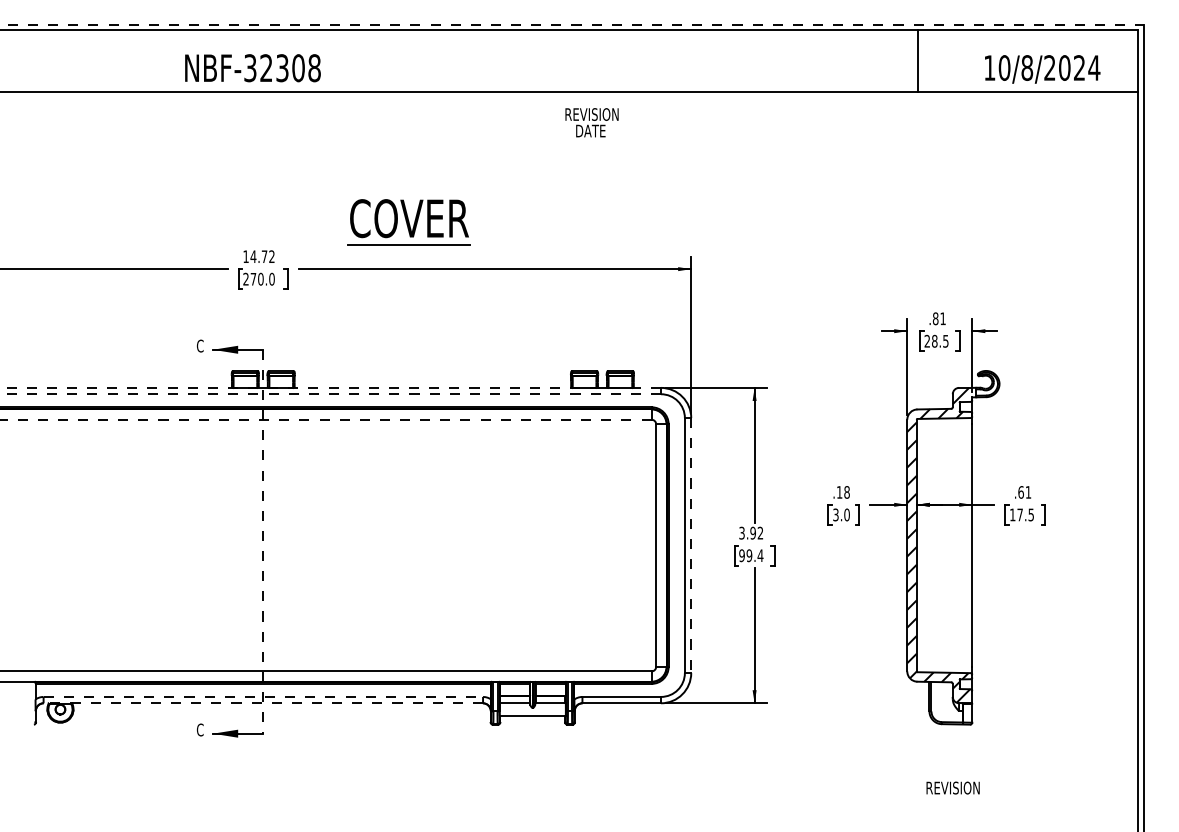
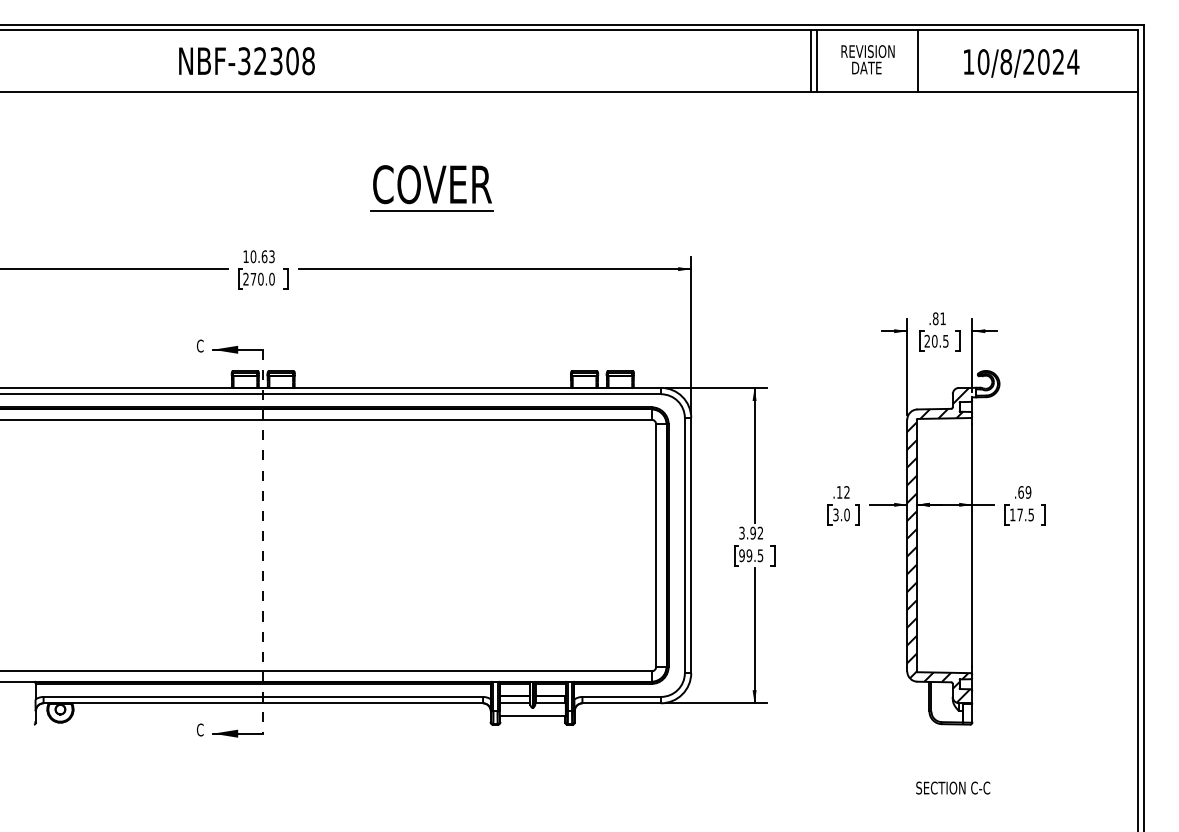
line: dashed -> solid (572, 24)
line: none -> present (810, 60)
line: none -> present (817, 60)
text position: (252, 68) -> (246, 61) (246, 61)
text position: (1042, 69) -> (1021, 63) (1021, 63)
text position: (591, 122) -> (867, 59) (867, 59)
part position: (408, 222) -> (431, 188) (431, 188)
text: 14.72 -> 10.63 (262, 256)
text: 28.5 -> 20.5 (934, 341)
line: dashed -> solid (331, 387)
line: dashed -> solid (330, 394)
line: dashed -> solid (325, 419)
text: .18 -> .12 (846, 492)
text: .61 -> .69 (1028, 492)
line: dashed -> solid (691, 545)
text: 99.4 -> 99.5 (760, 555)
line: dashed -> solid (263, 696)
line: dashed -> solid (263, 703)
text: REVISION -> SECTION C-C (953, 787)
